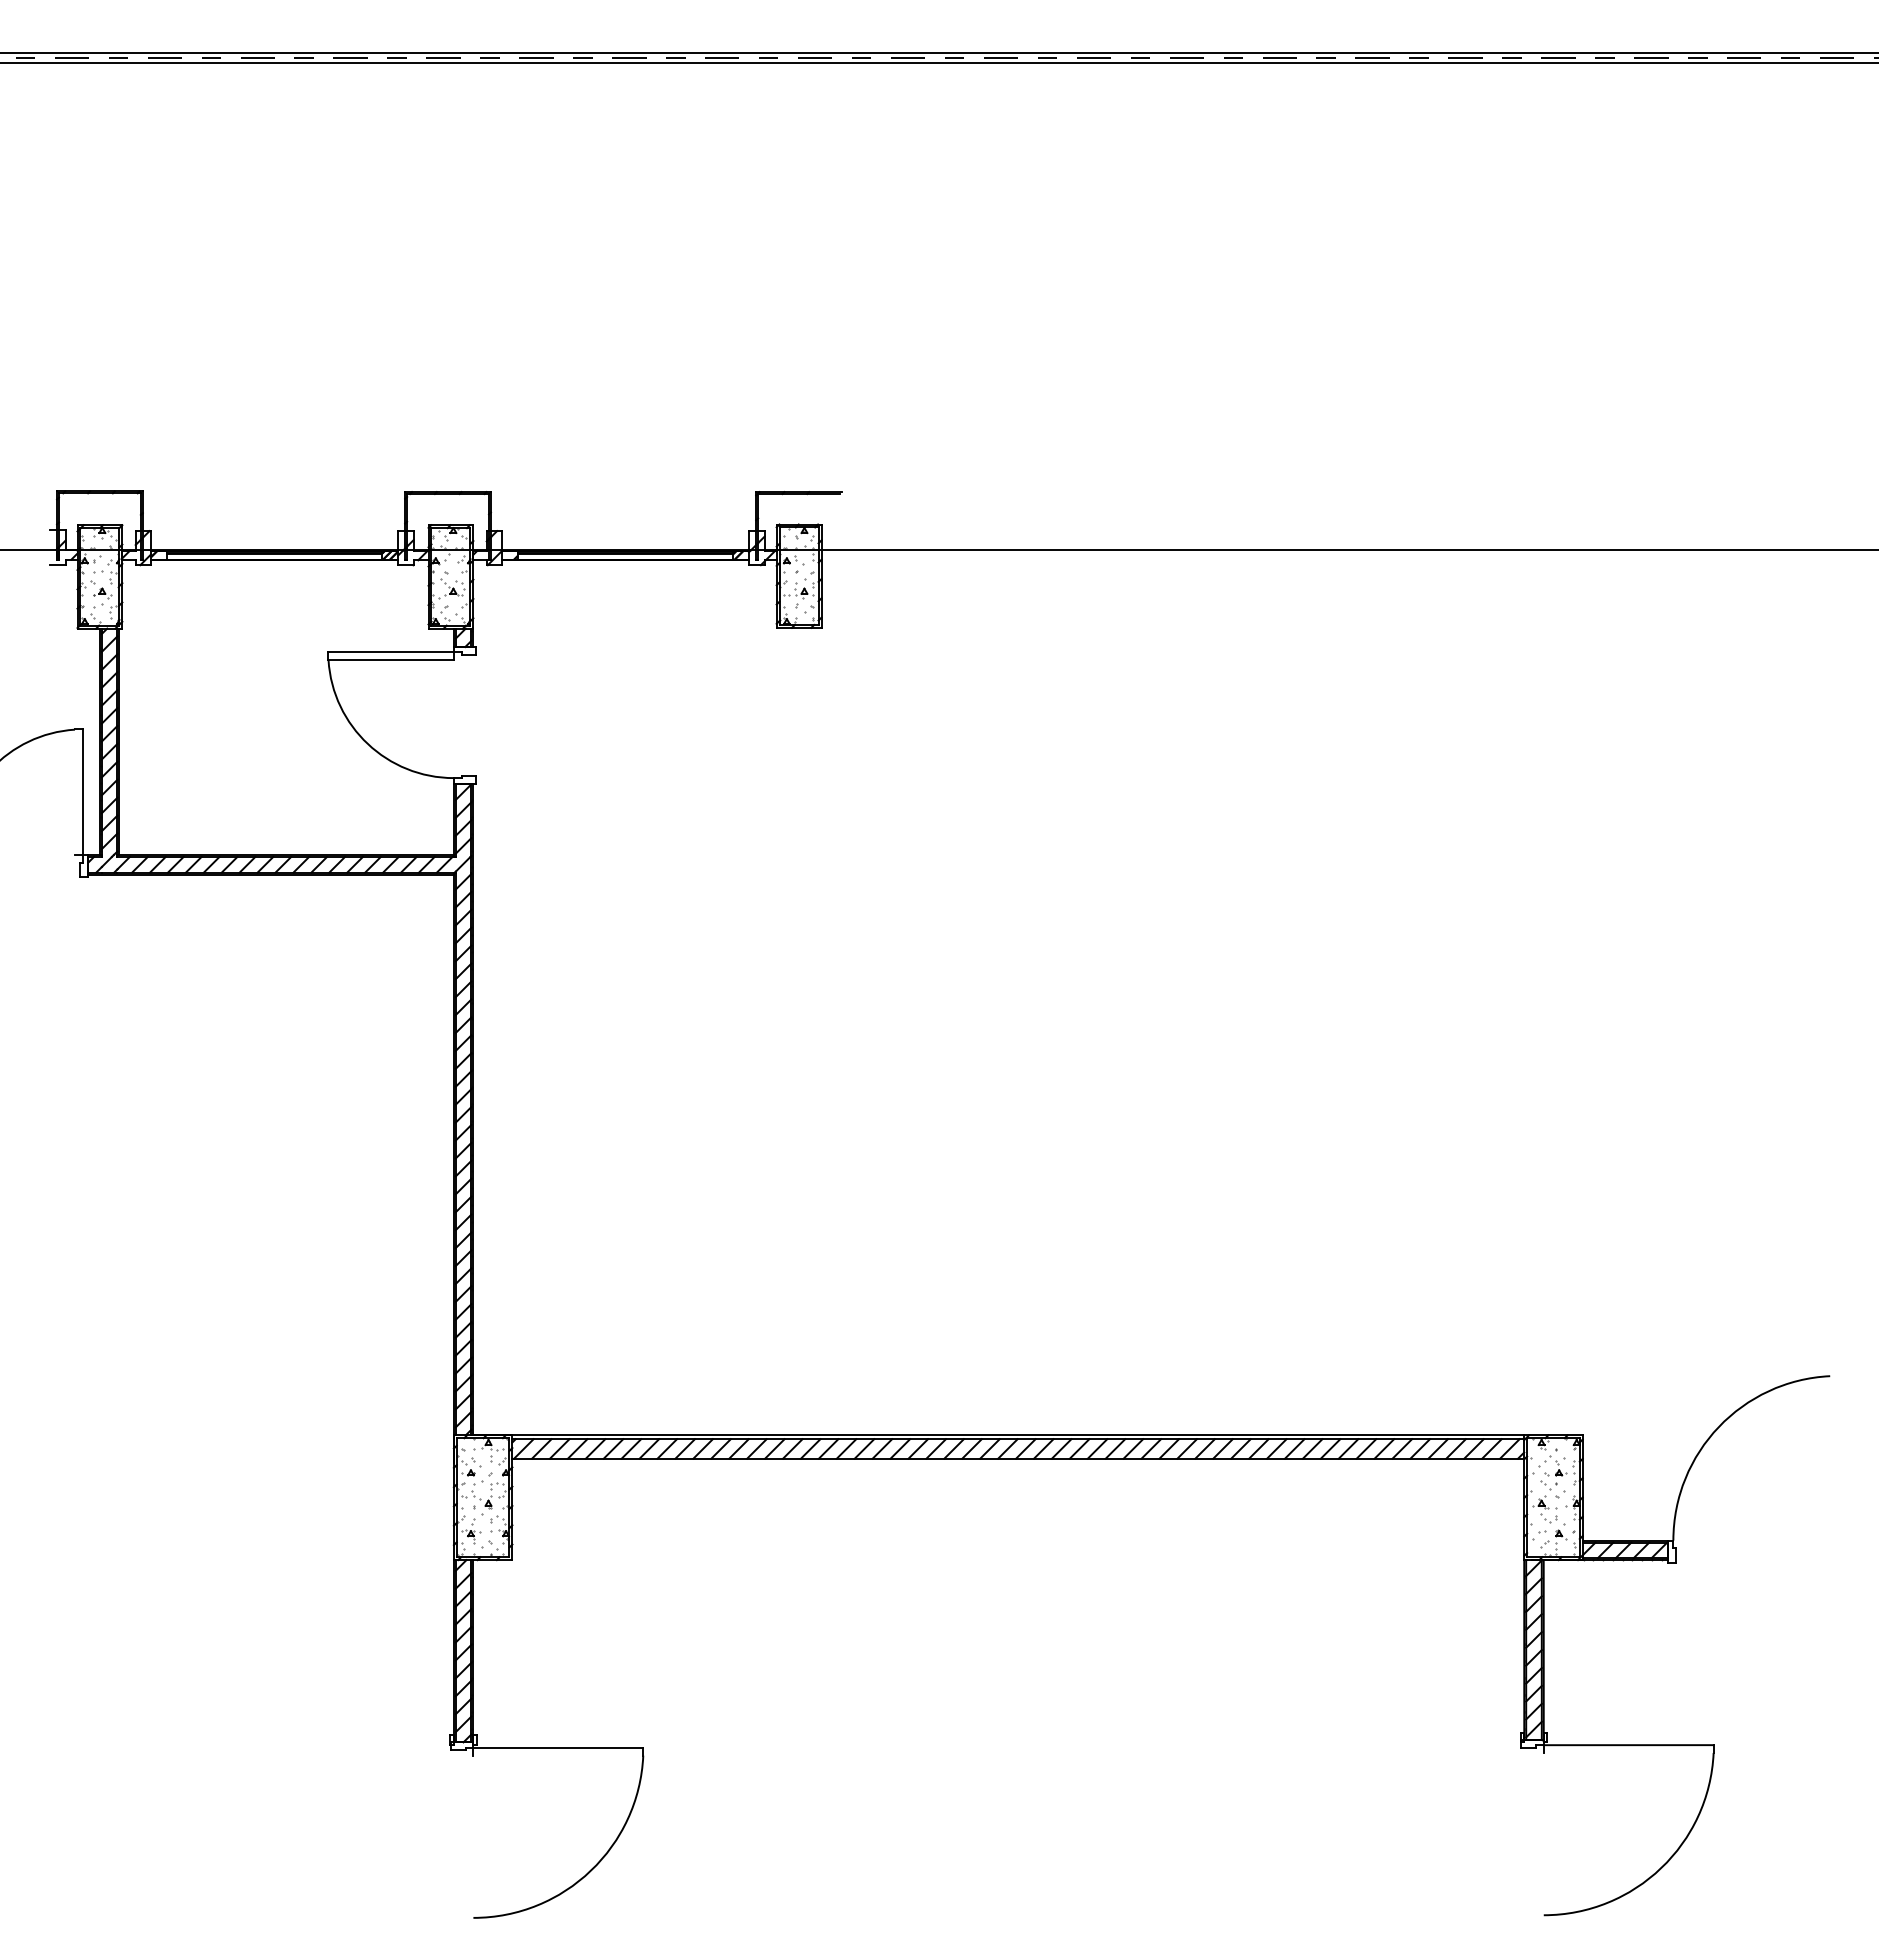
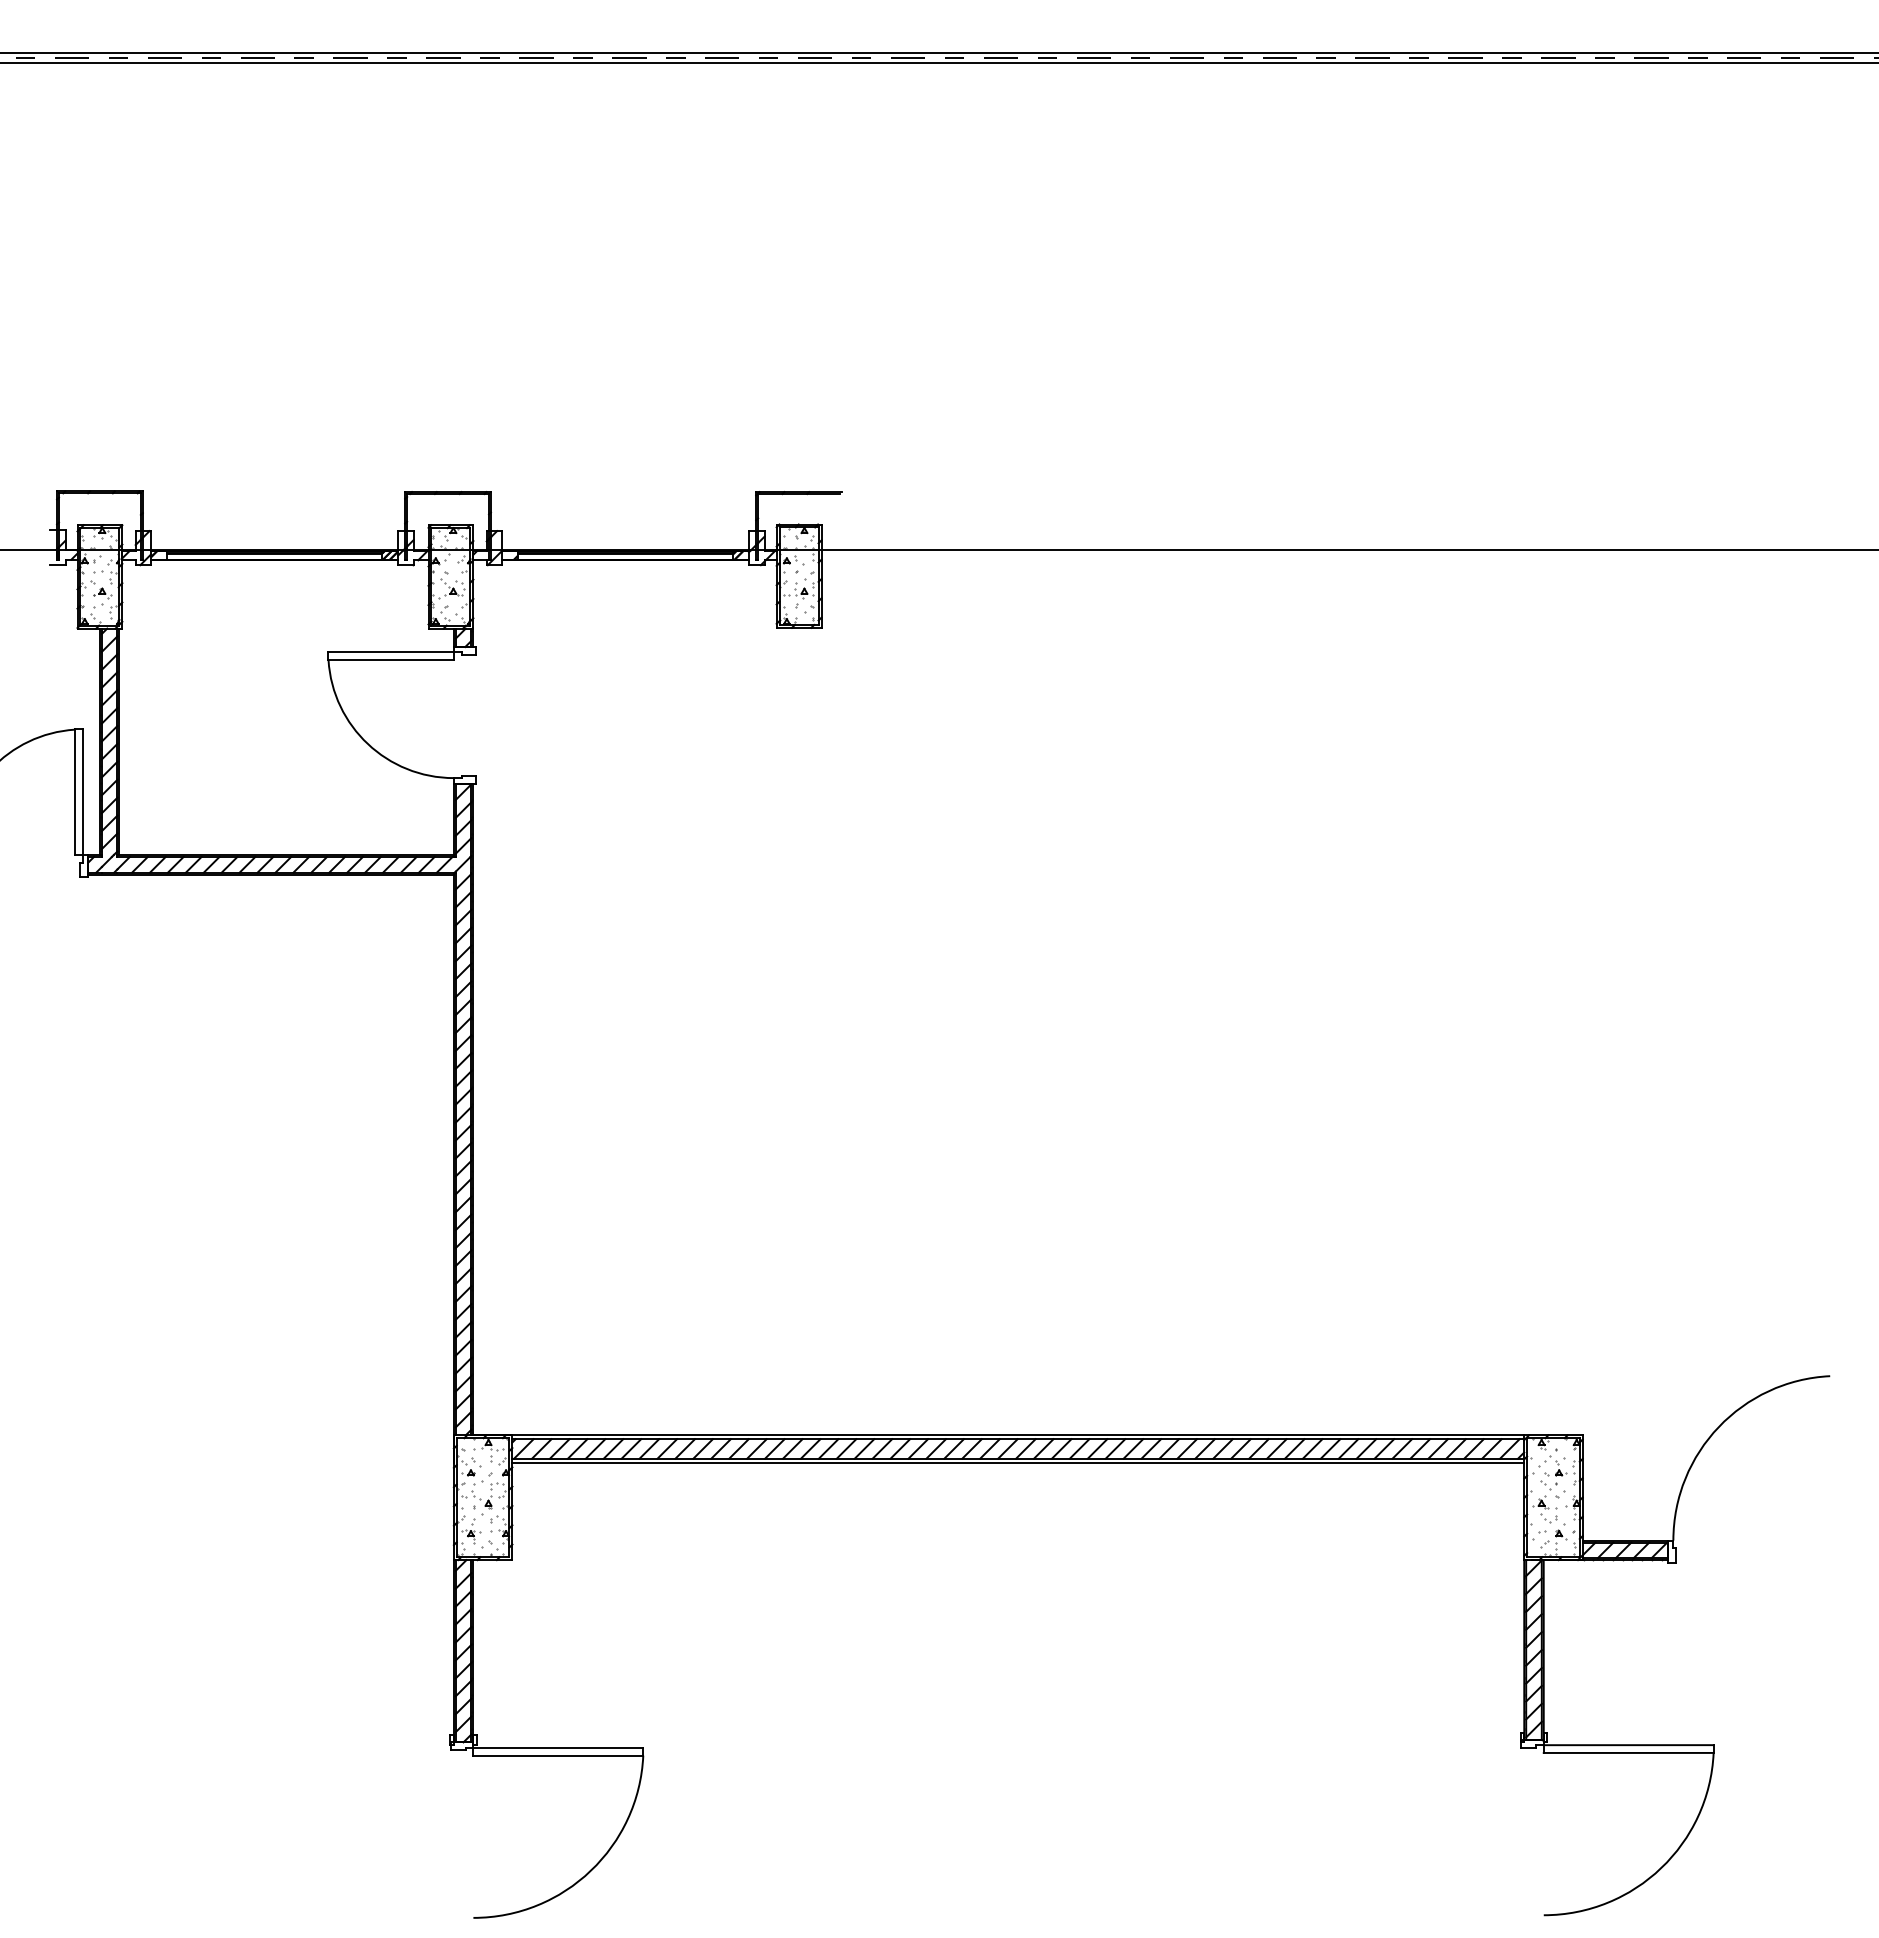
line: none -> present (74, 792)
line: none -> present (1018, 1462)
line: none -> present (1628, 1752)
line: none -> present (558, 1755)
